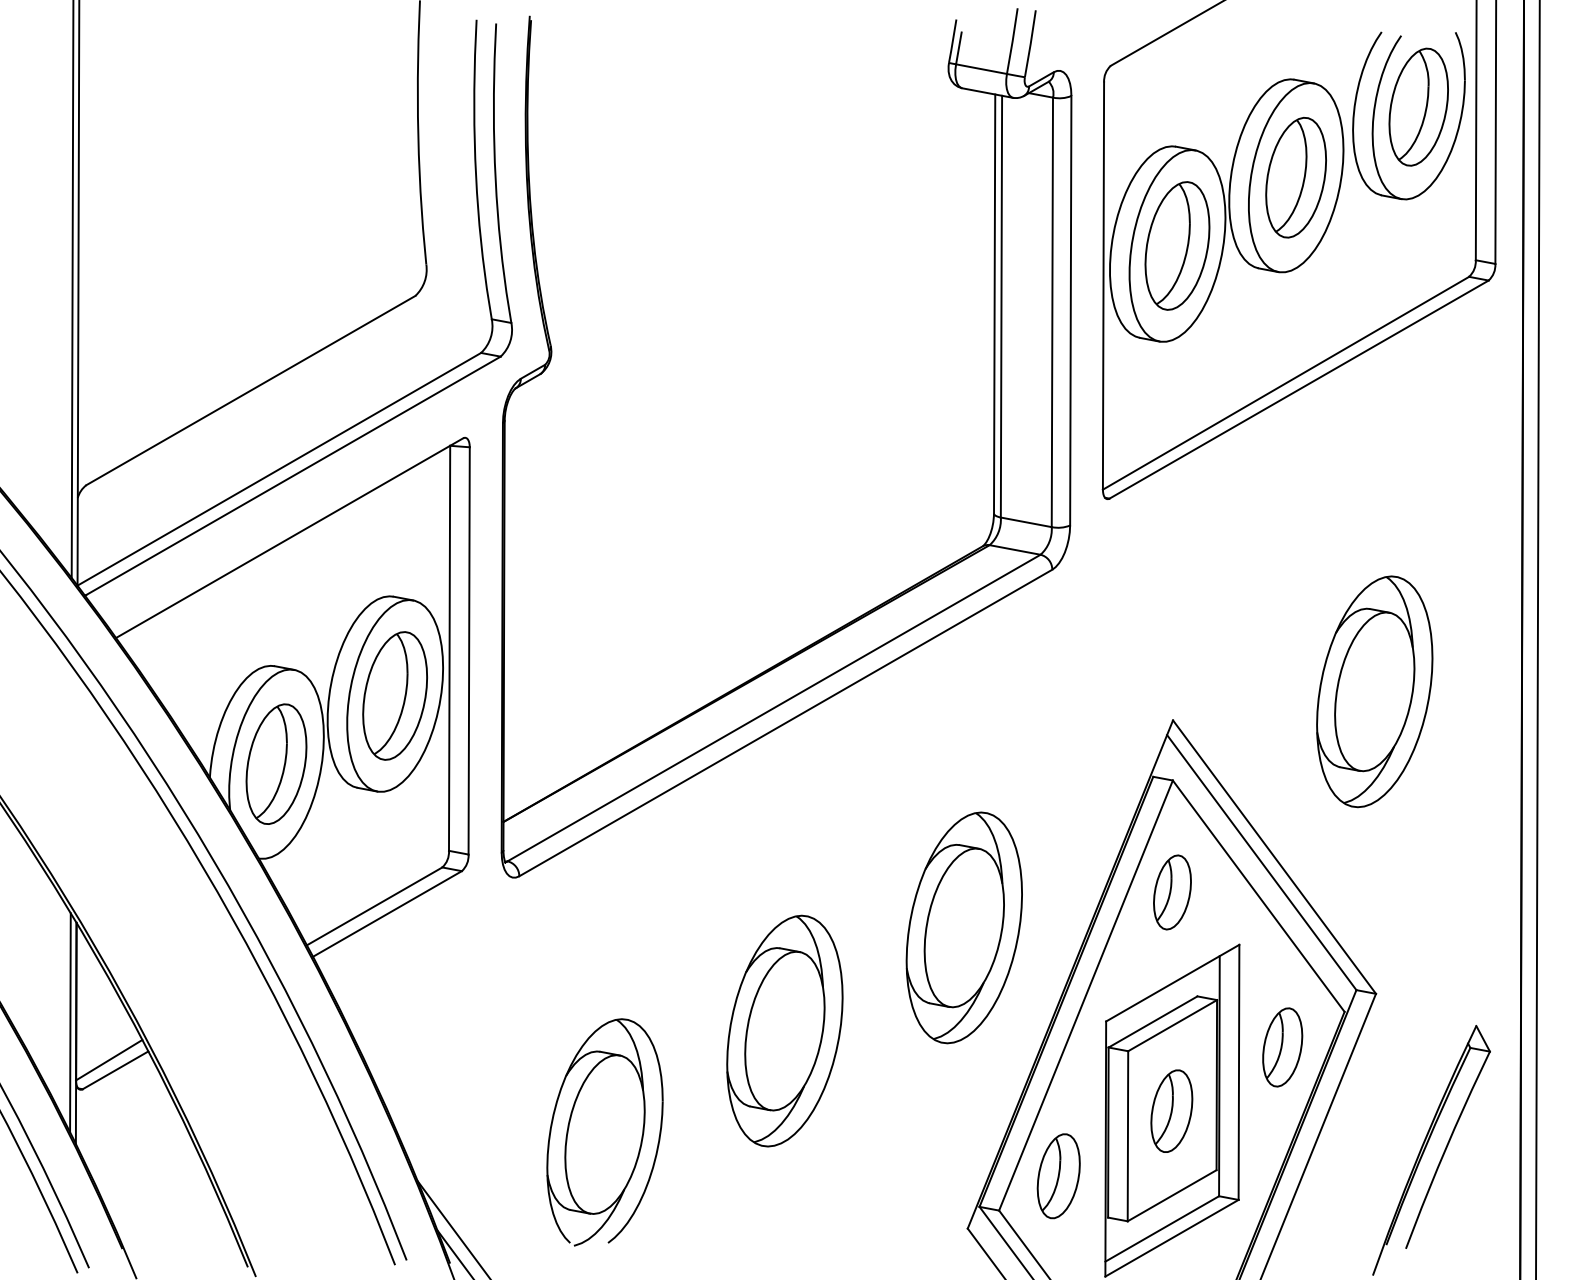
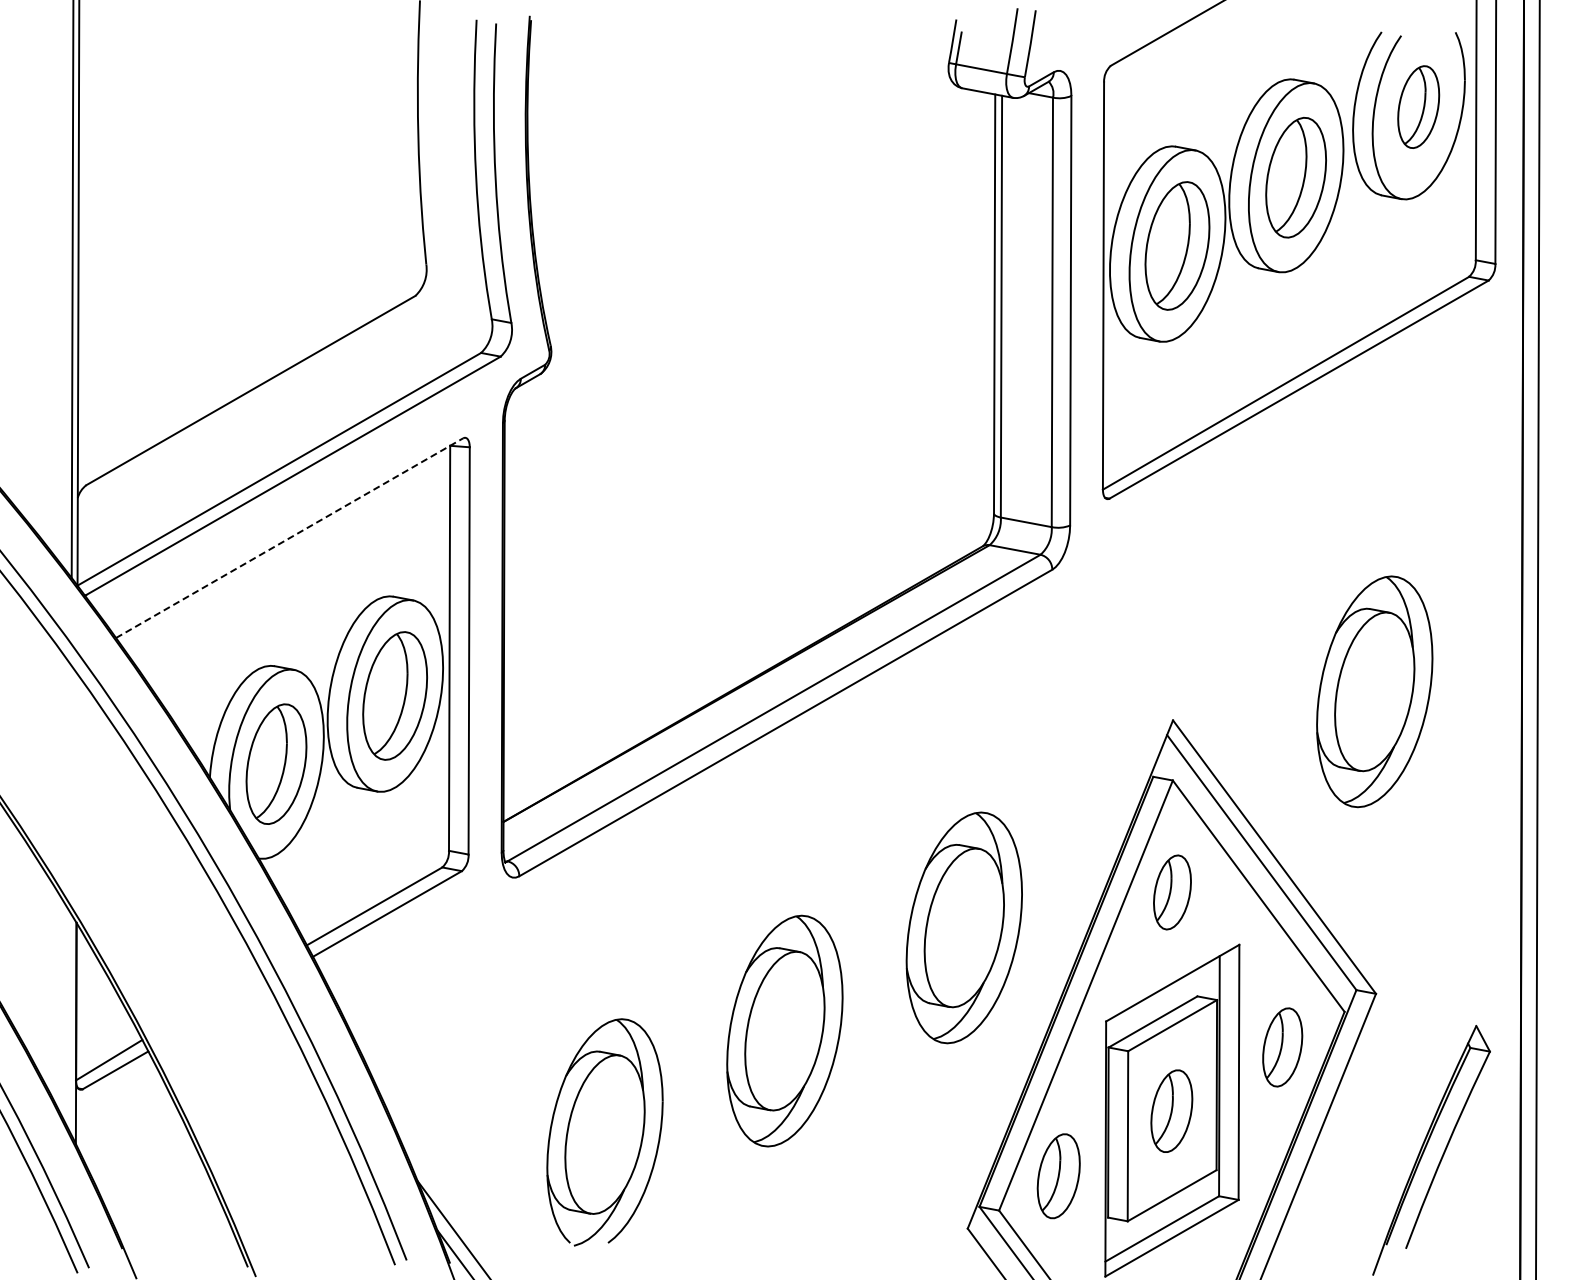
part size: 61x120 px -> 44x84 px (1418, 106)
line: solid -> dashed (290, 537)
line: present -> none (70, 1022)
